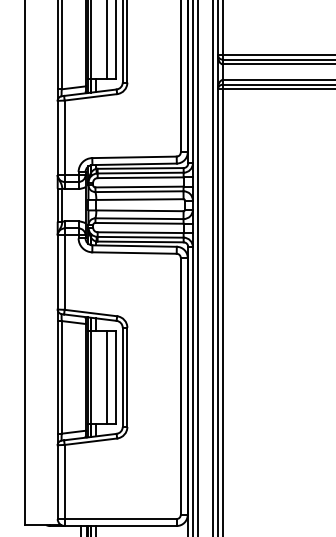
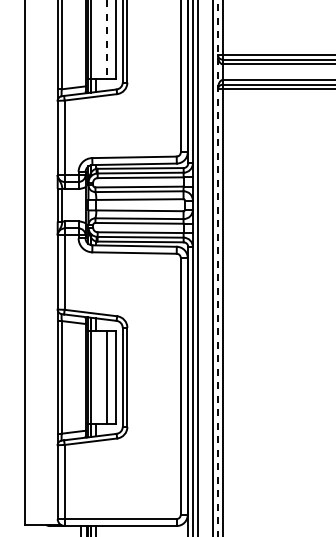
line: solid -> dashed (107, 40)
line: solid -> dashed (217, 268)
